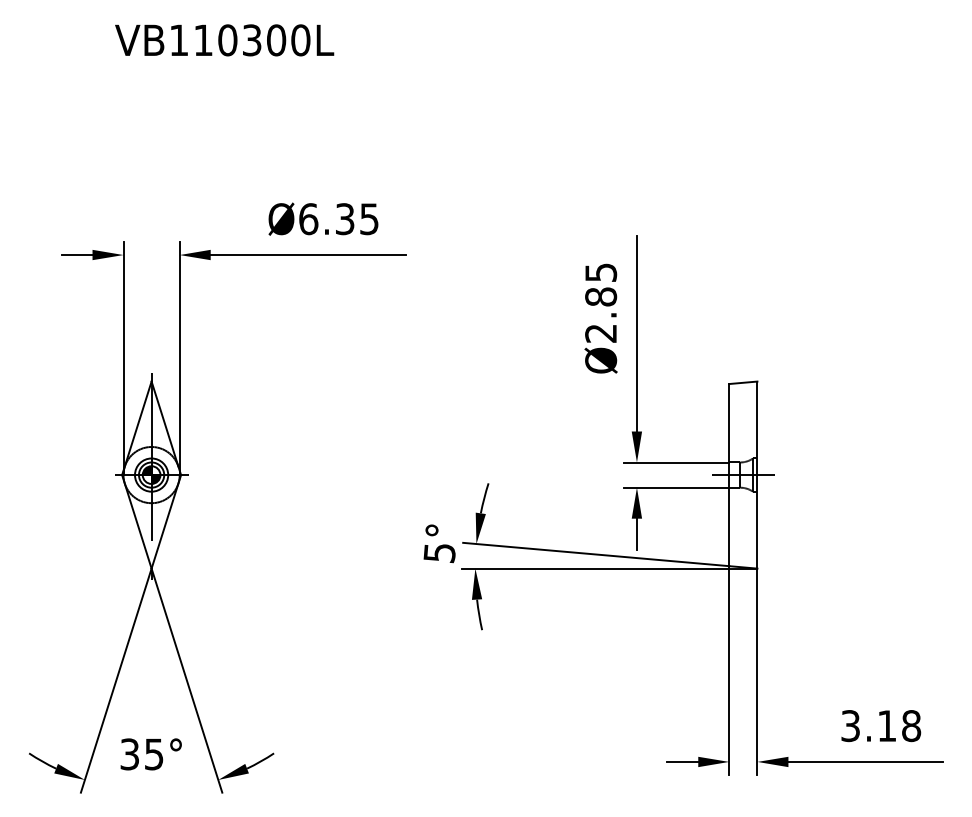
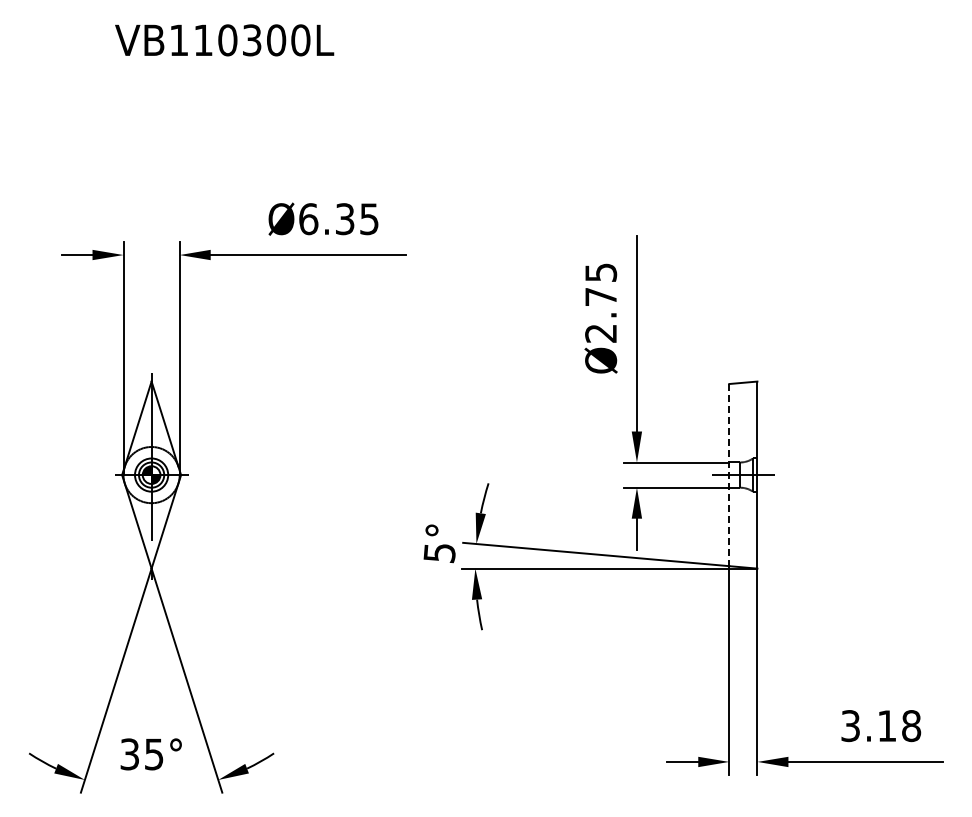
text: Ø2.85 -> Ø2.75 (601, 296)
line: solid -> dashed (729, 475)
